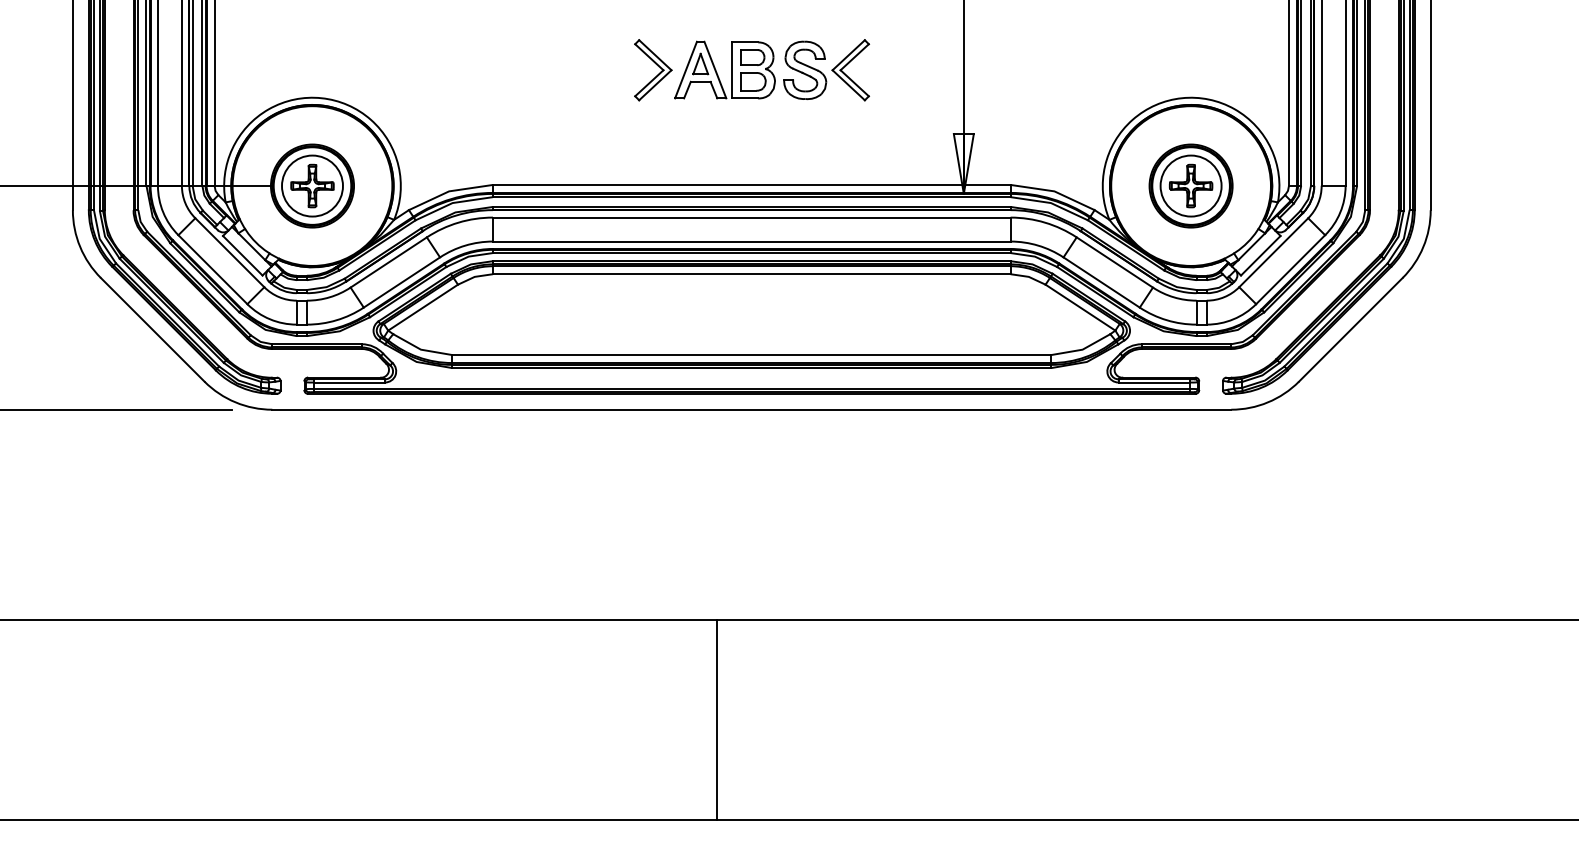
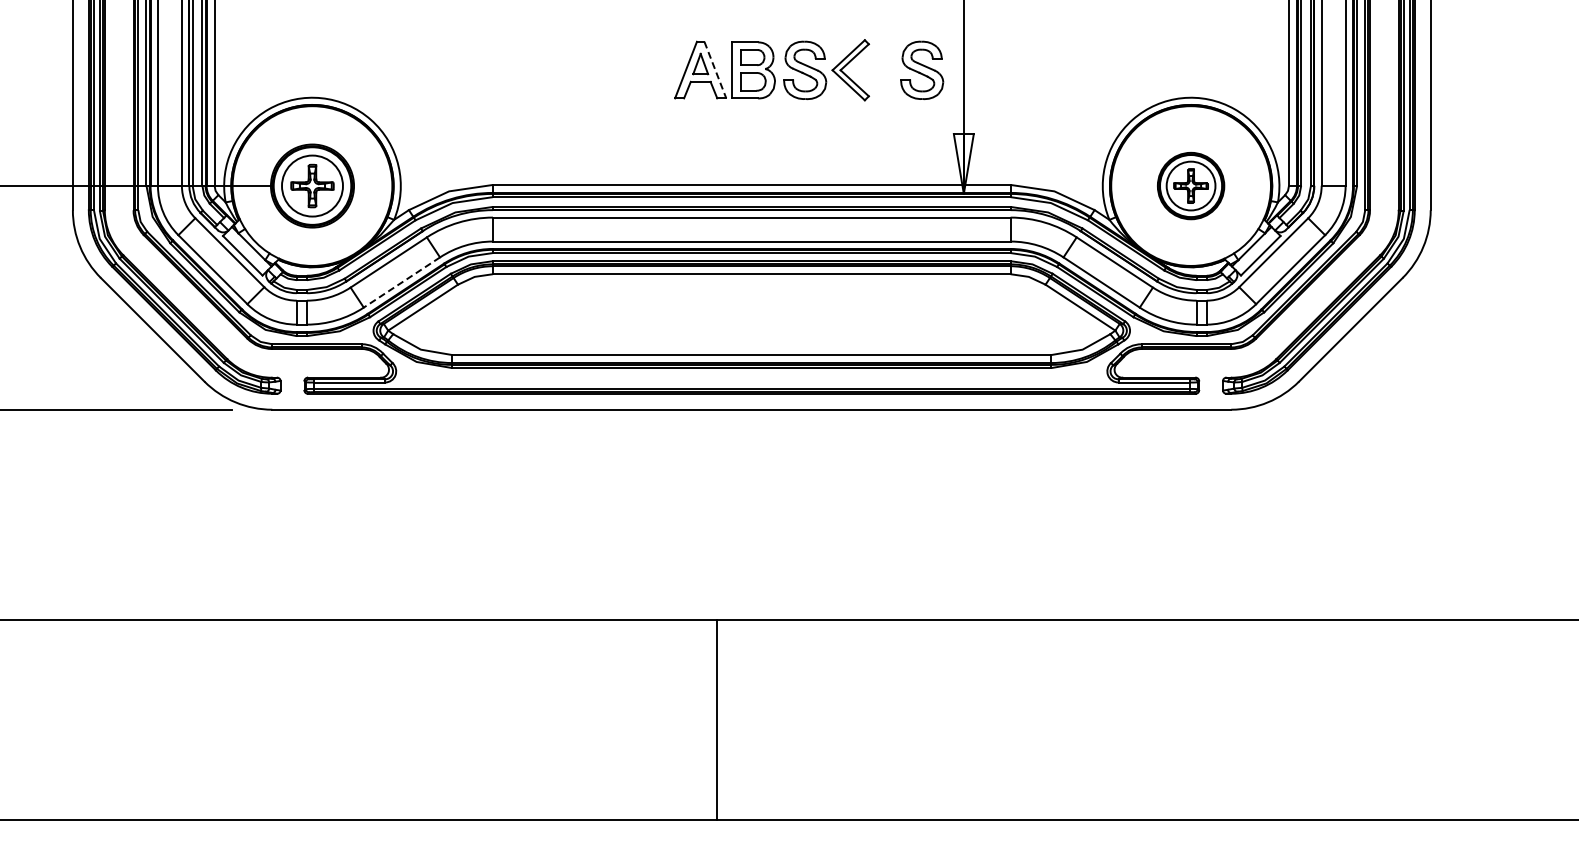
part: none -> present (922, 69)
part: present -> none (653, 70)
line: solid -> dashed (715, 70)
part size: 86x86 px -> 69x69 px (1191, 186)
line: solid -> dashed (401, 282)
